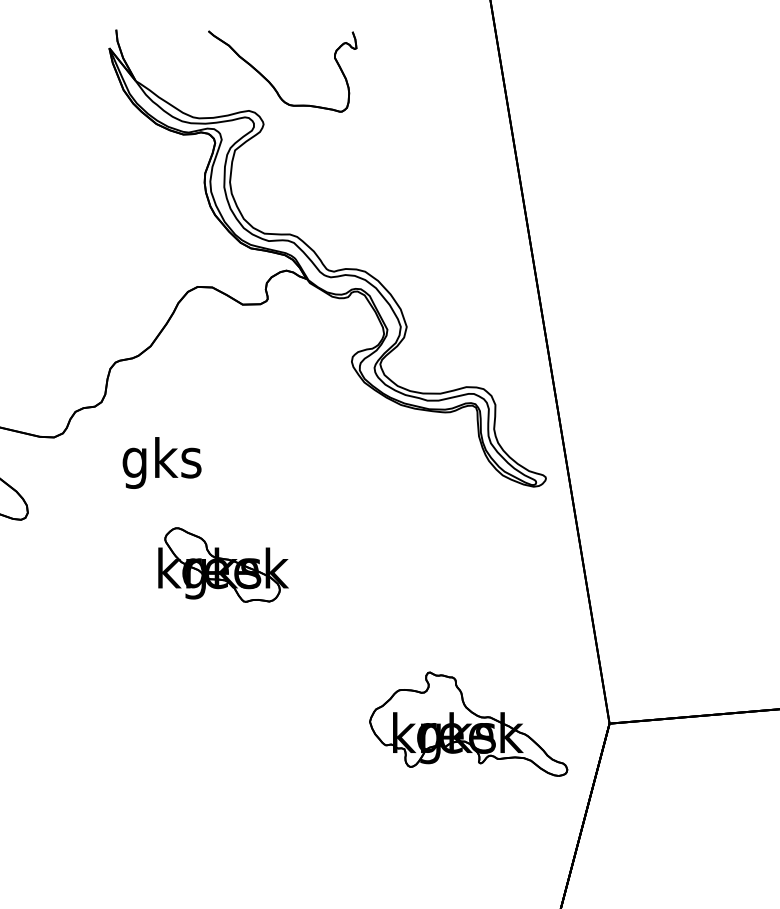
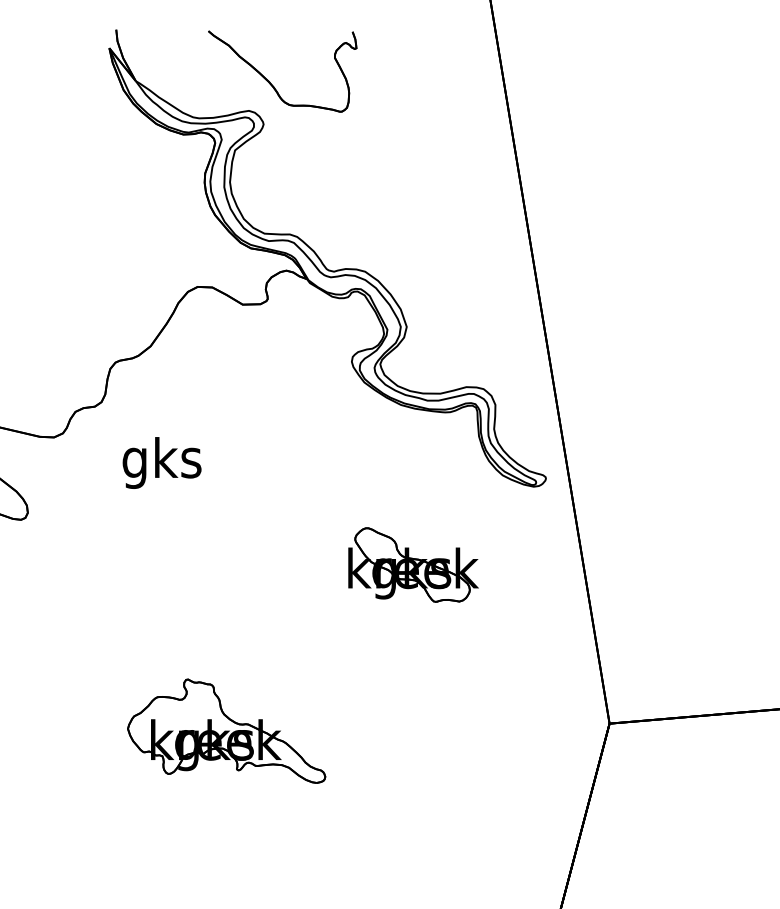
part position: (223, 564) -> (413, 564) (413, 564)
part position: (468, 723) -> (226, 730) (226, 730)
